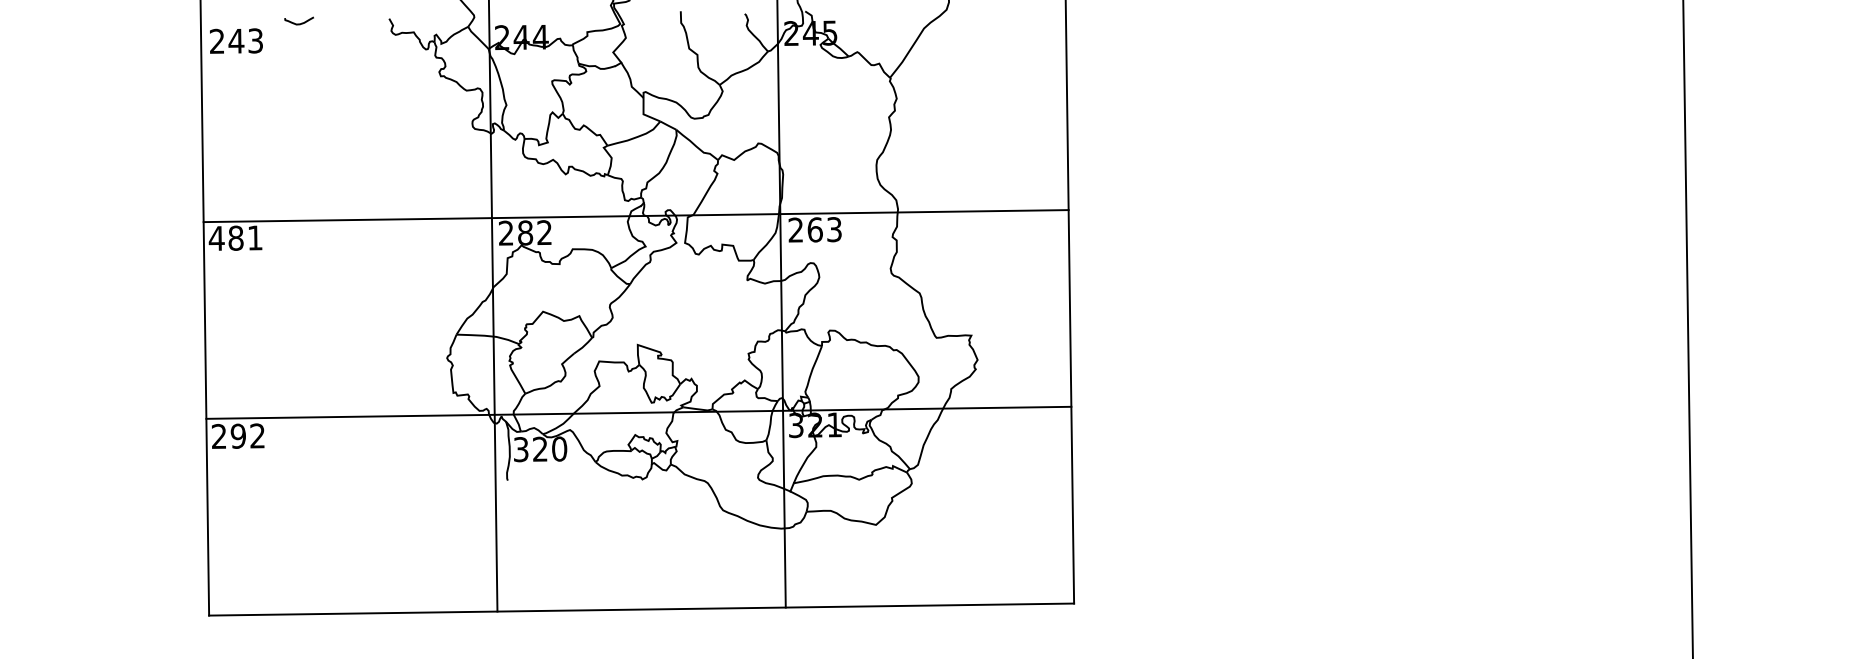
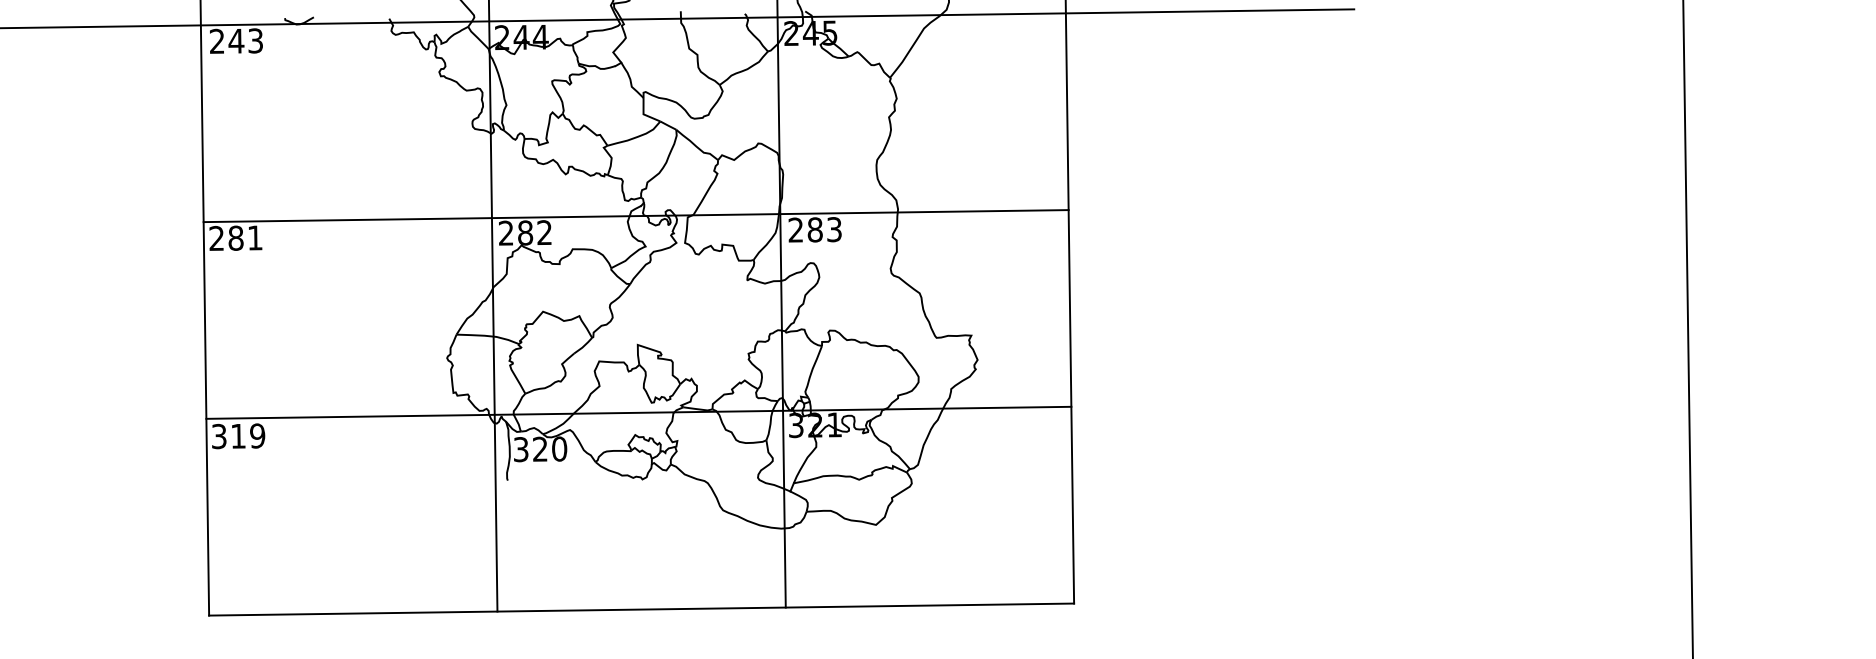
line: none -> present (678, 18)
text: 263 -> 283 (814, 229)
text: 481 -> 281 (216, 237)
text: 292 -> 319 (238, 436)
